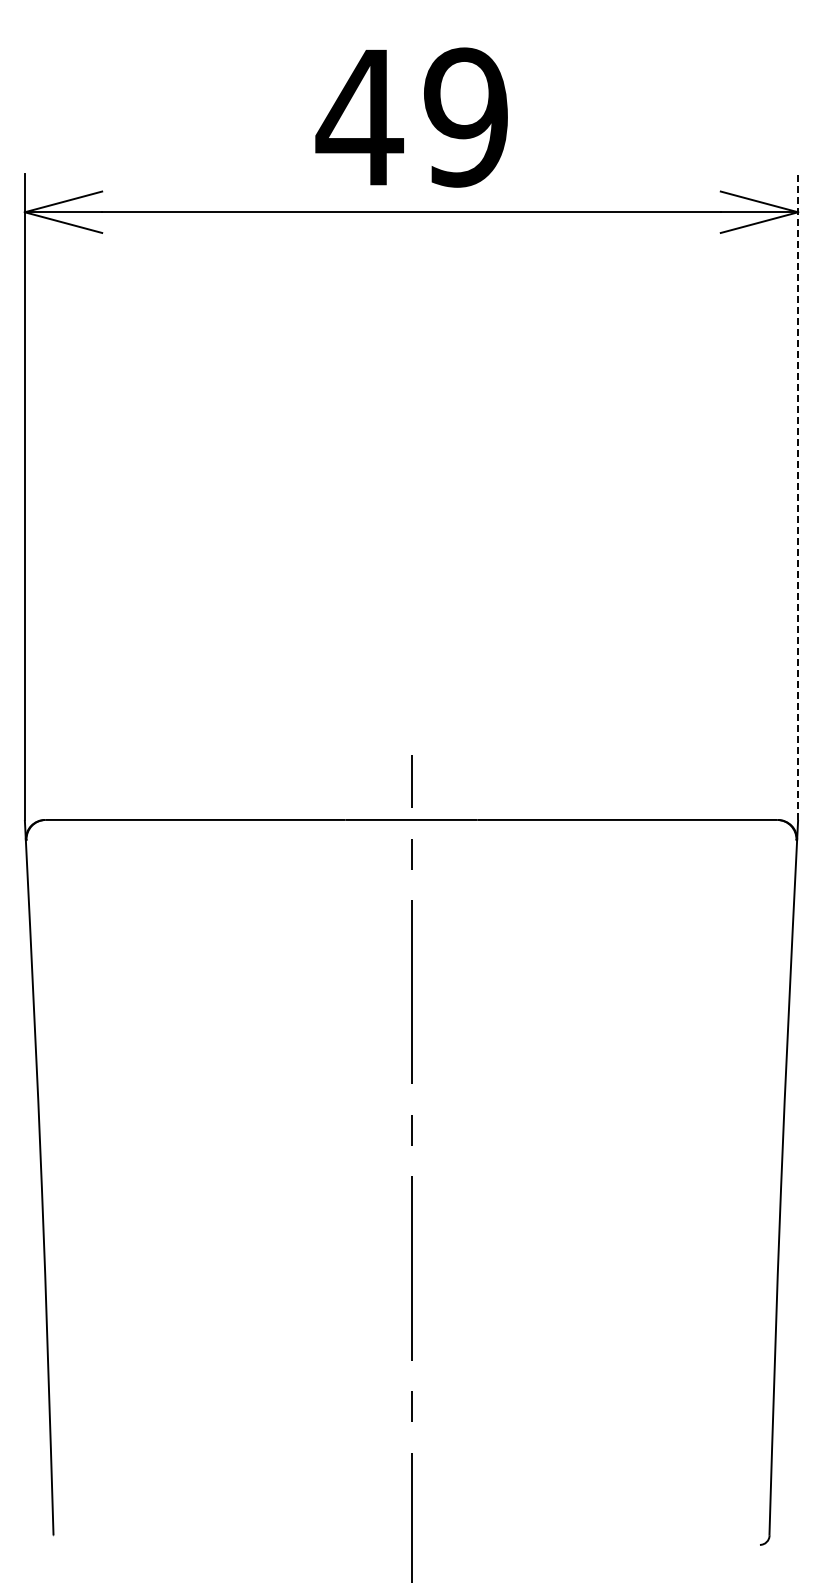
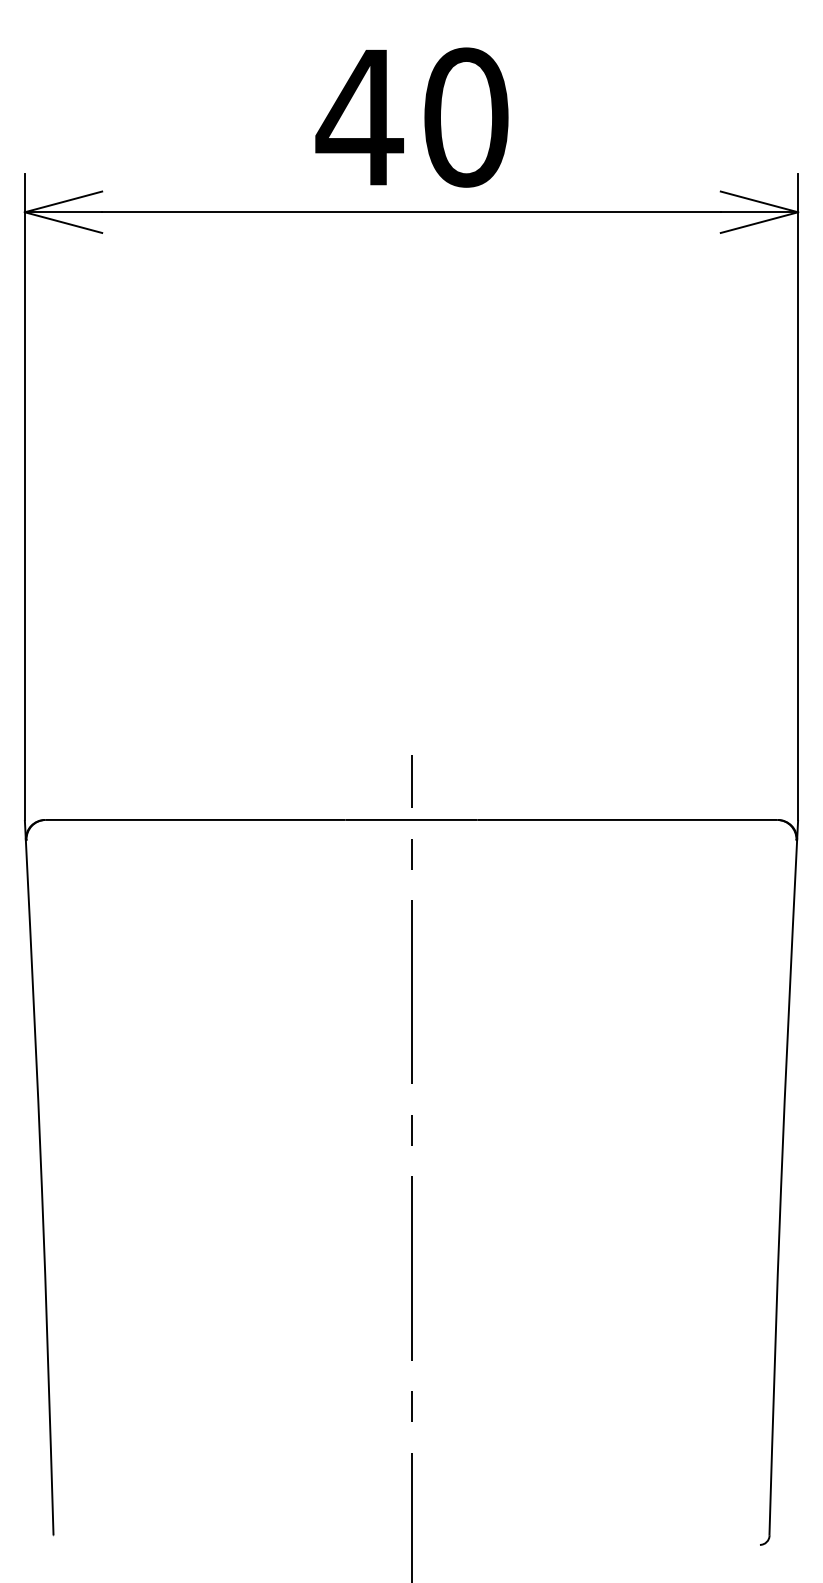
text: 49 -> 40 (466, 117)
line: dashed -> solid (798, 496)
